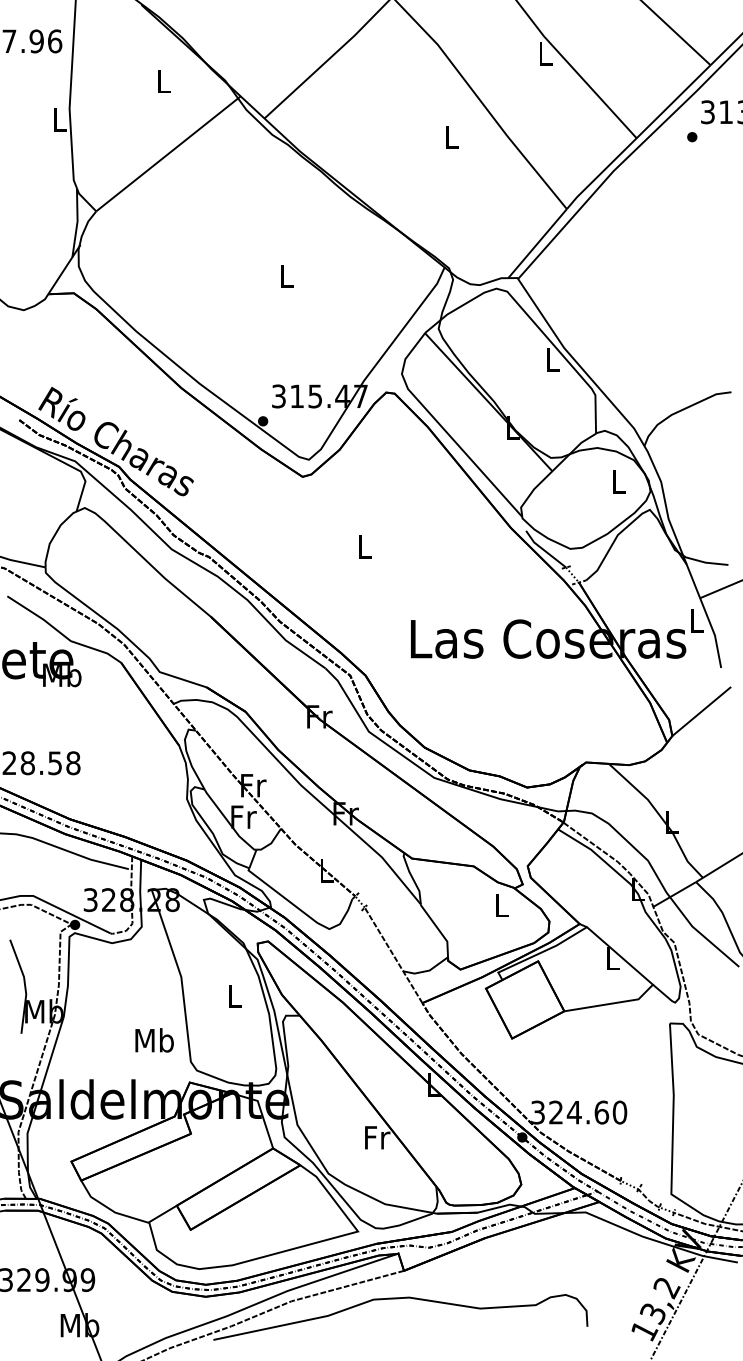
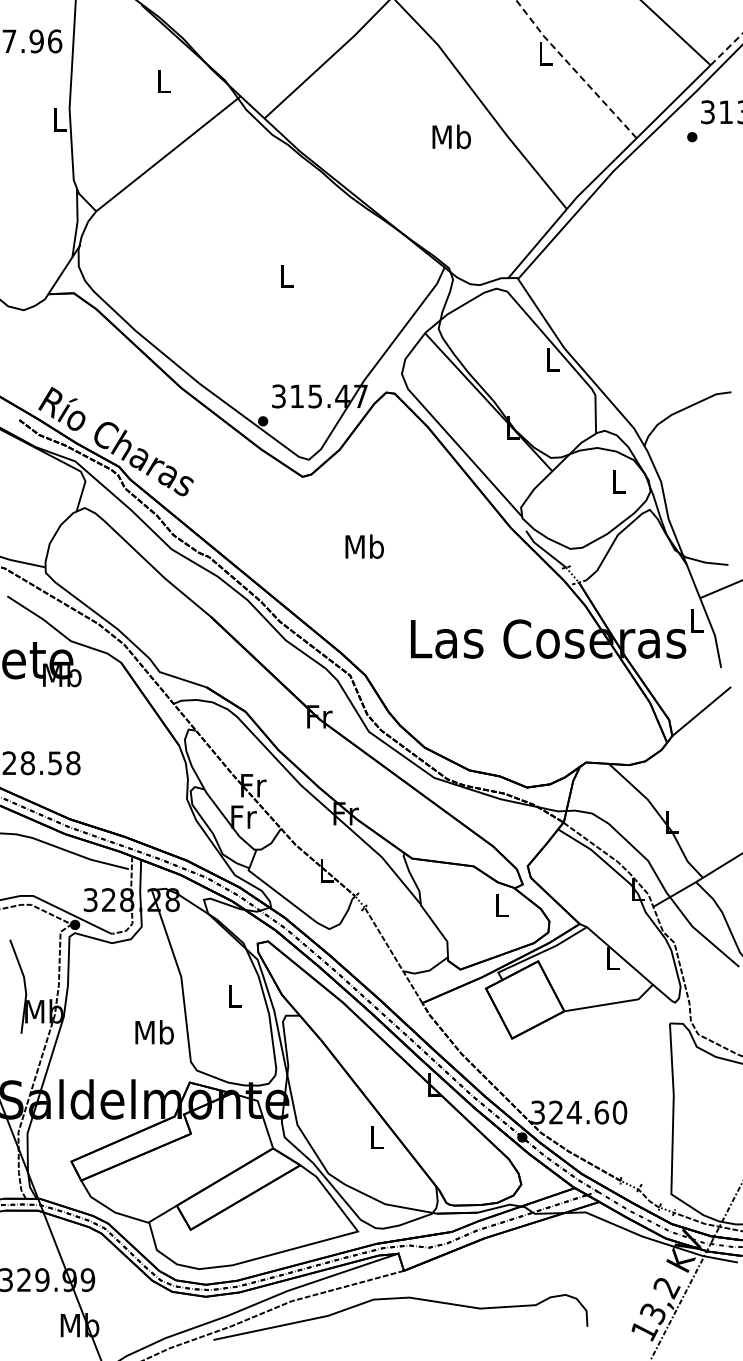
line: solid -> dashed (727, 48)
line: solid -> dashed (574, 69)
text: L -> Mb (451, 136)
text: L -> Mb (364, 546)
text position: (154, 1040) -> (154, 1032) (154, 1032)
text: Fr -> L (377, 1137)
